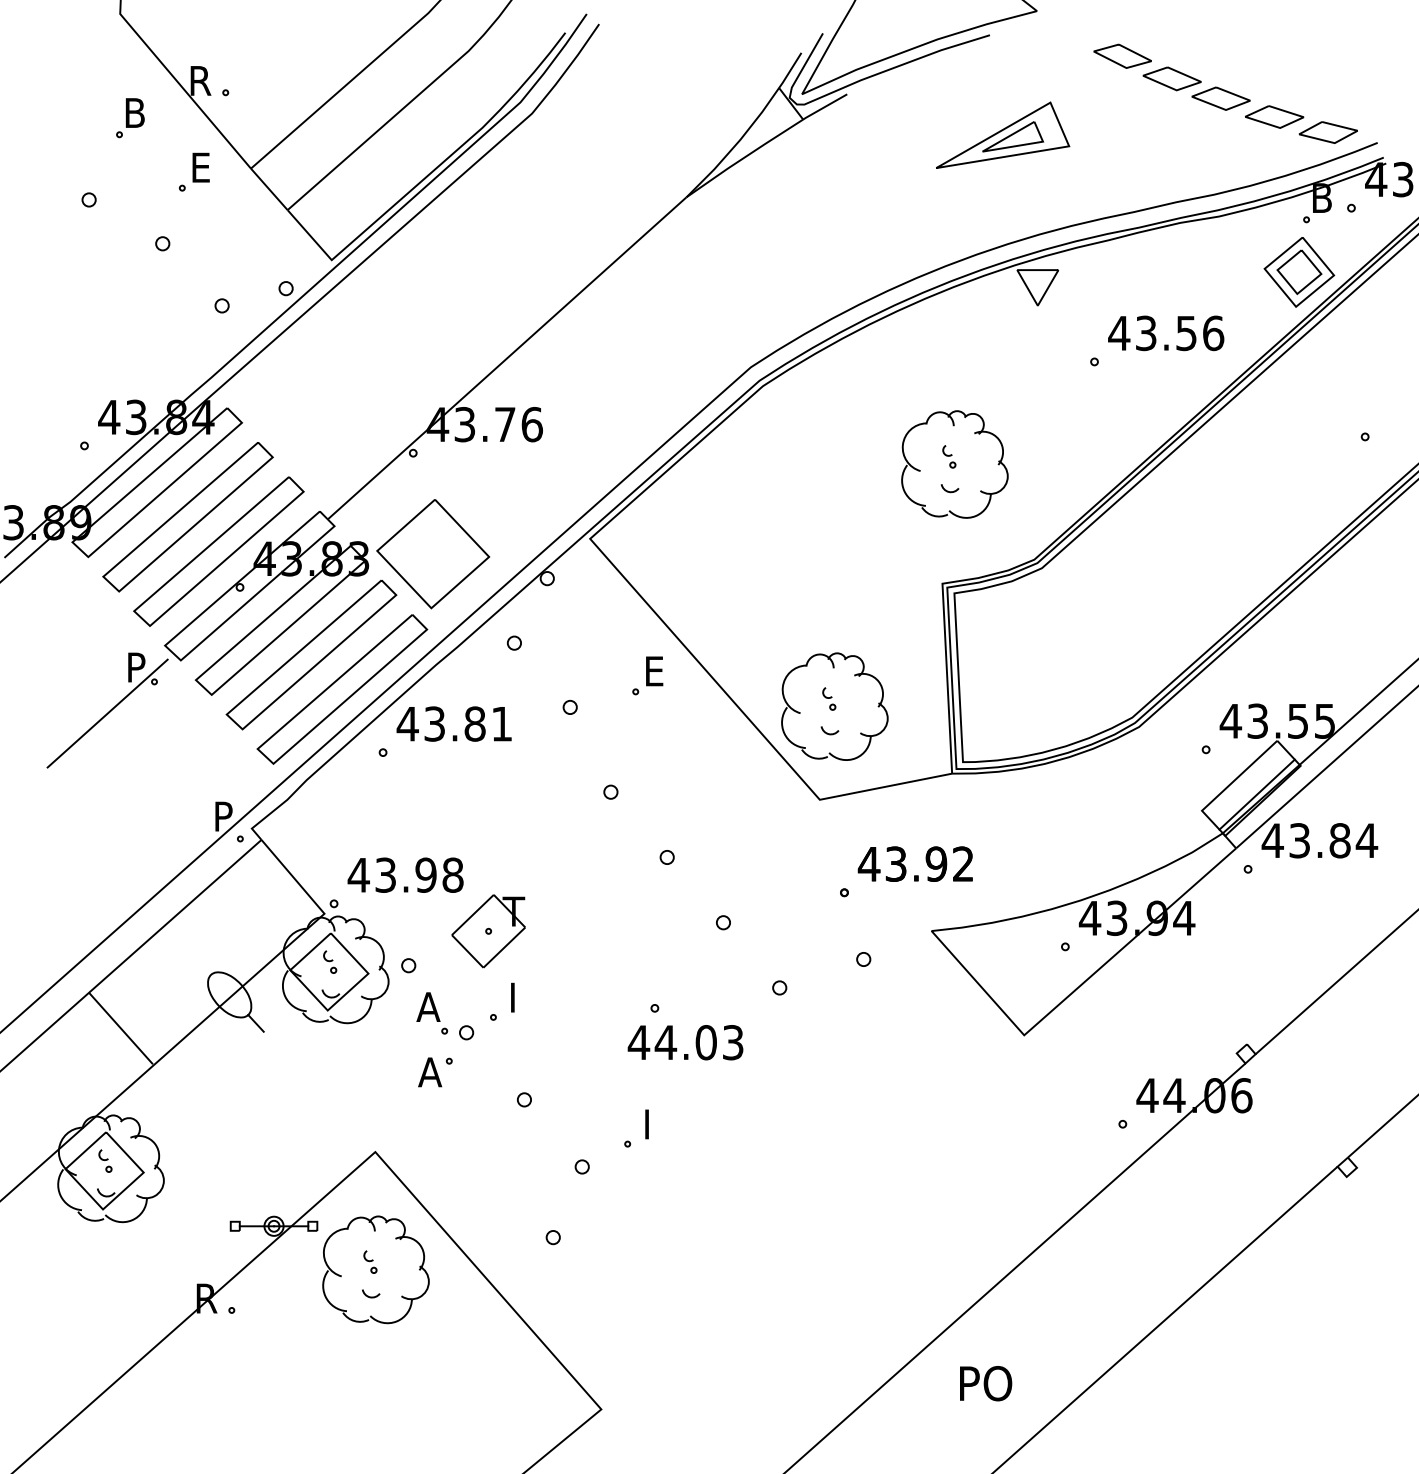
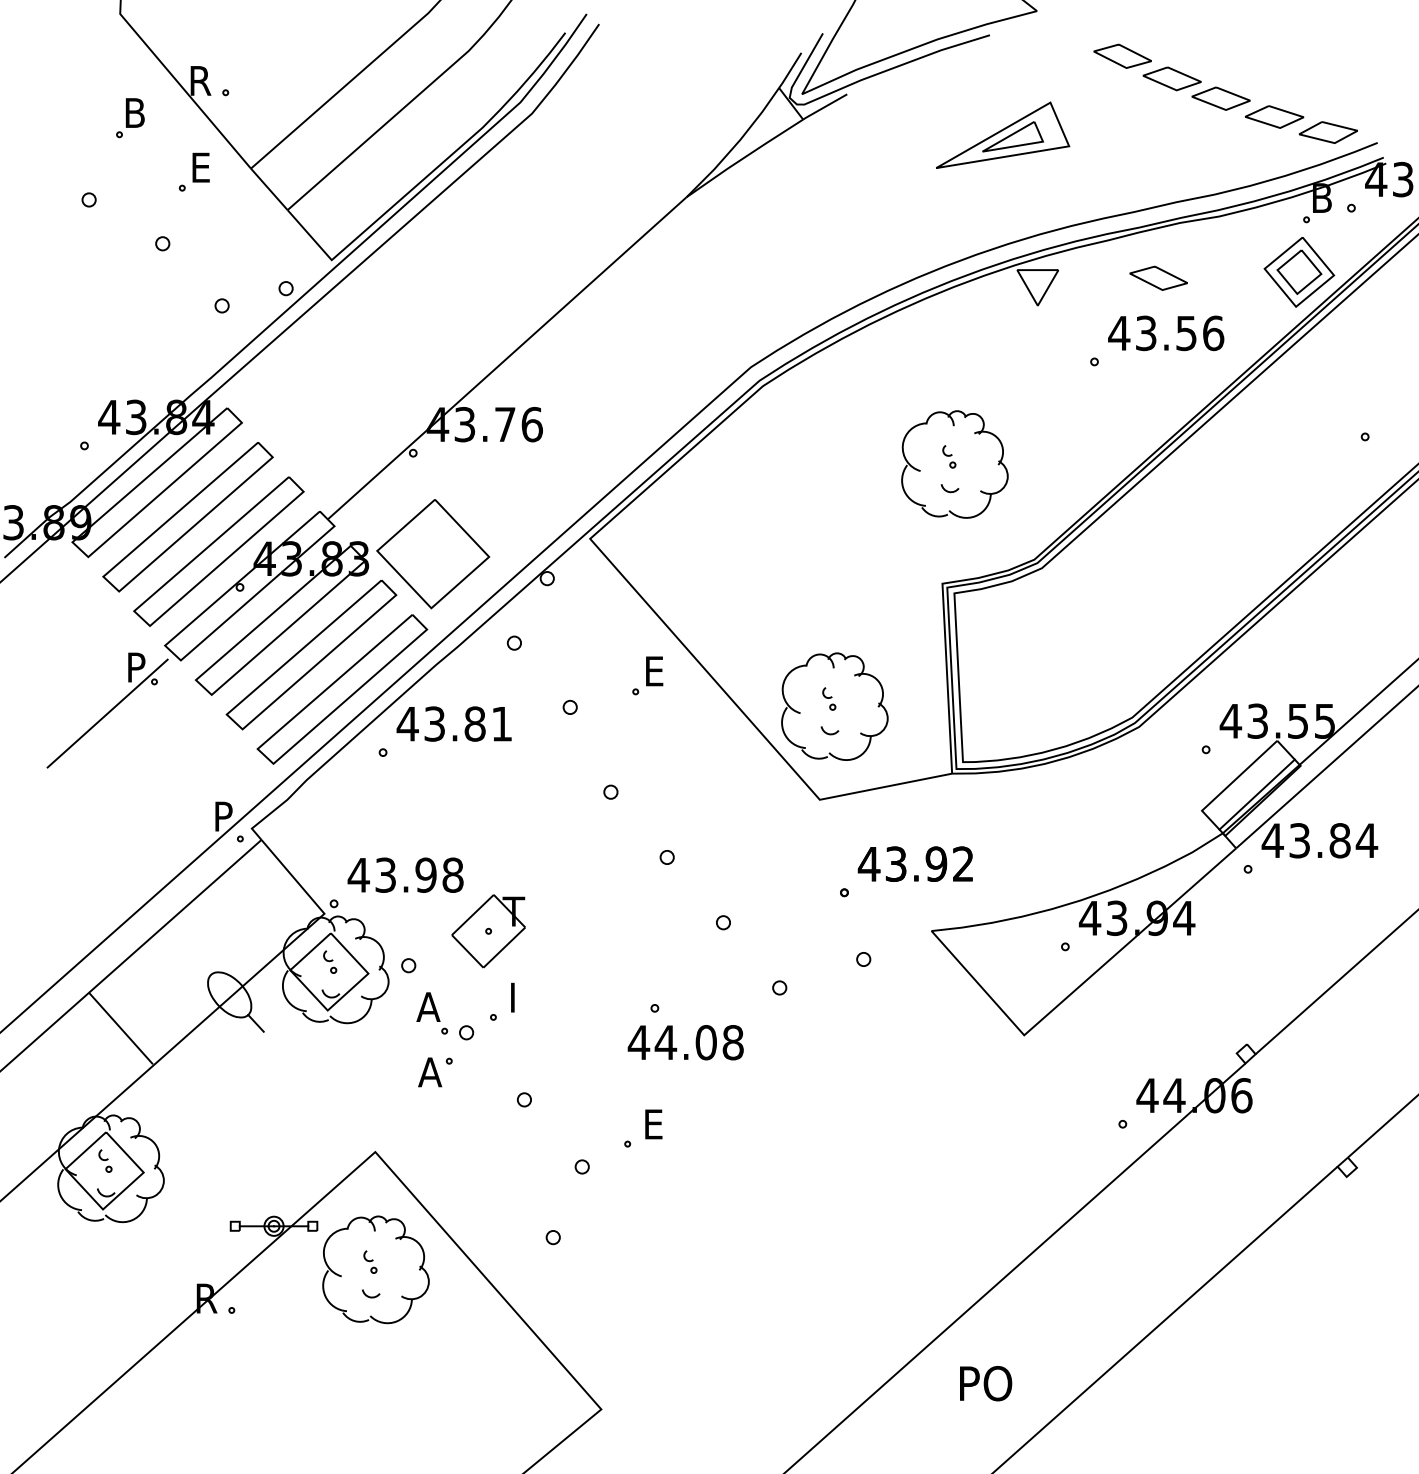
part: none -> present (1158, 277)
text: 44.03 -> 44.08 (732, 1042)
text: I -> E (655, 1124)
